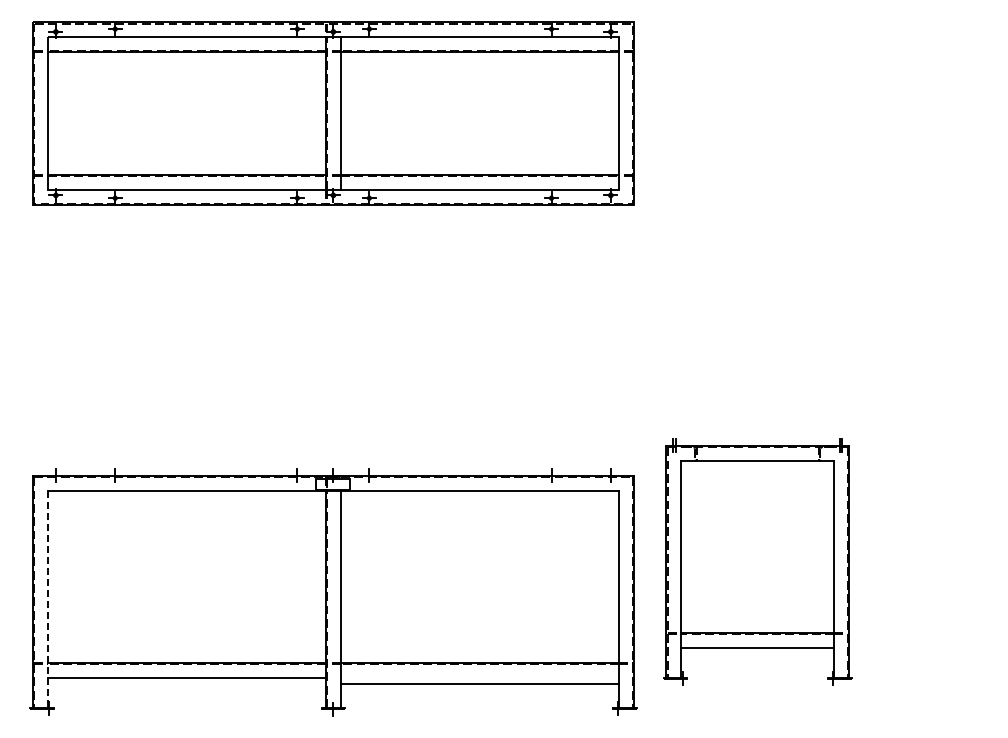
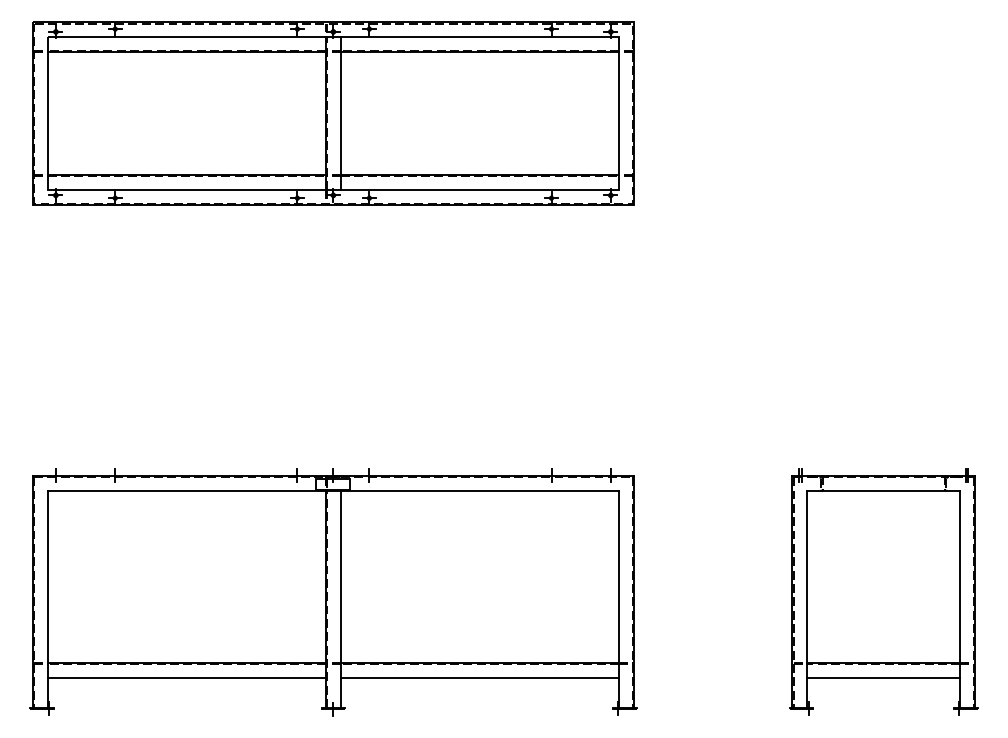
part position: (757, 561) -> (883, 591) (883, 591)
line: dashed -> solid (47, 599)
line position: (479, 683) -> (479, 677) (479, 677)
